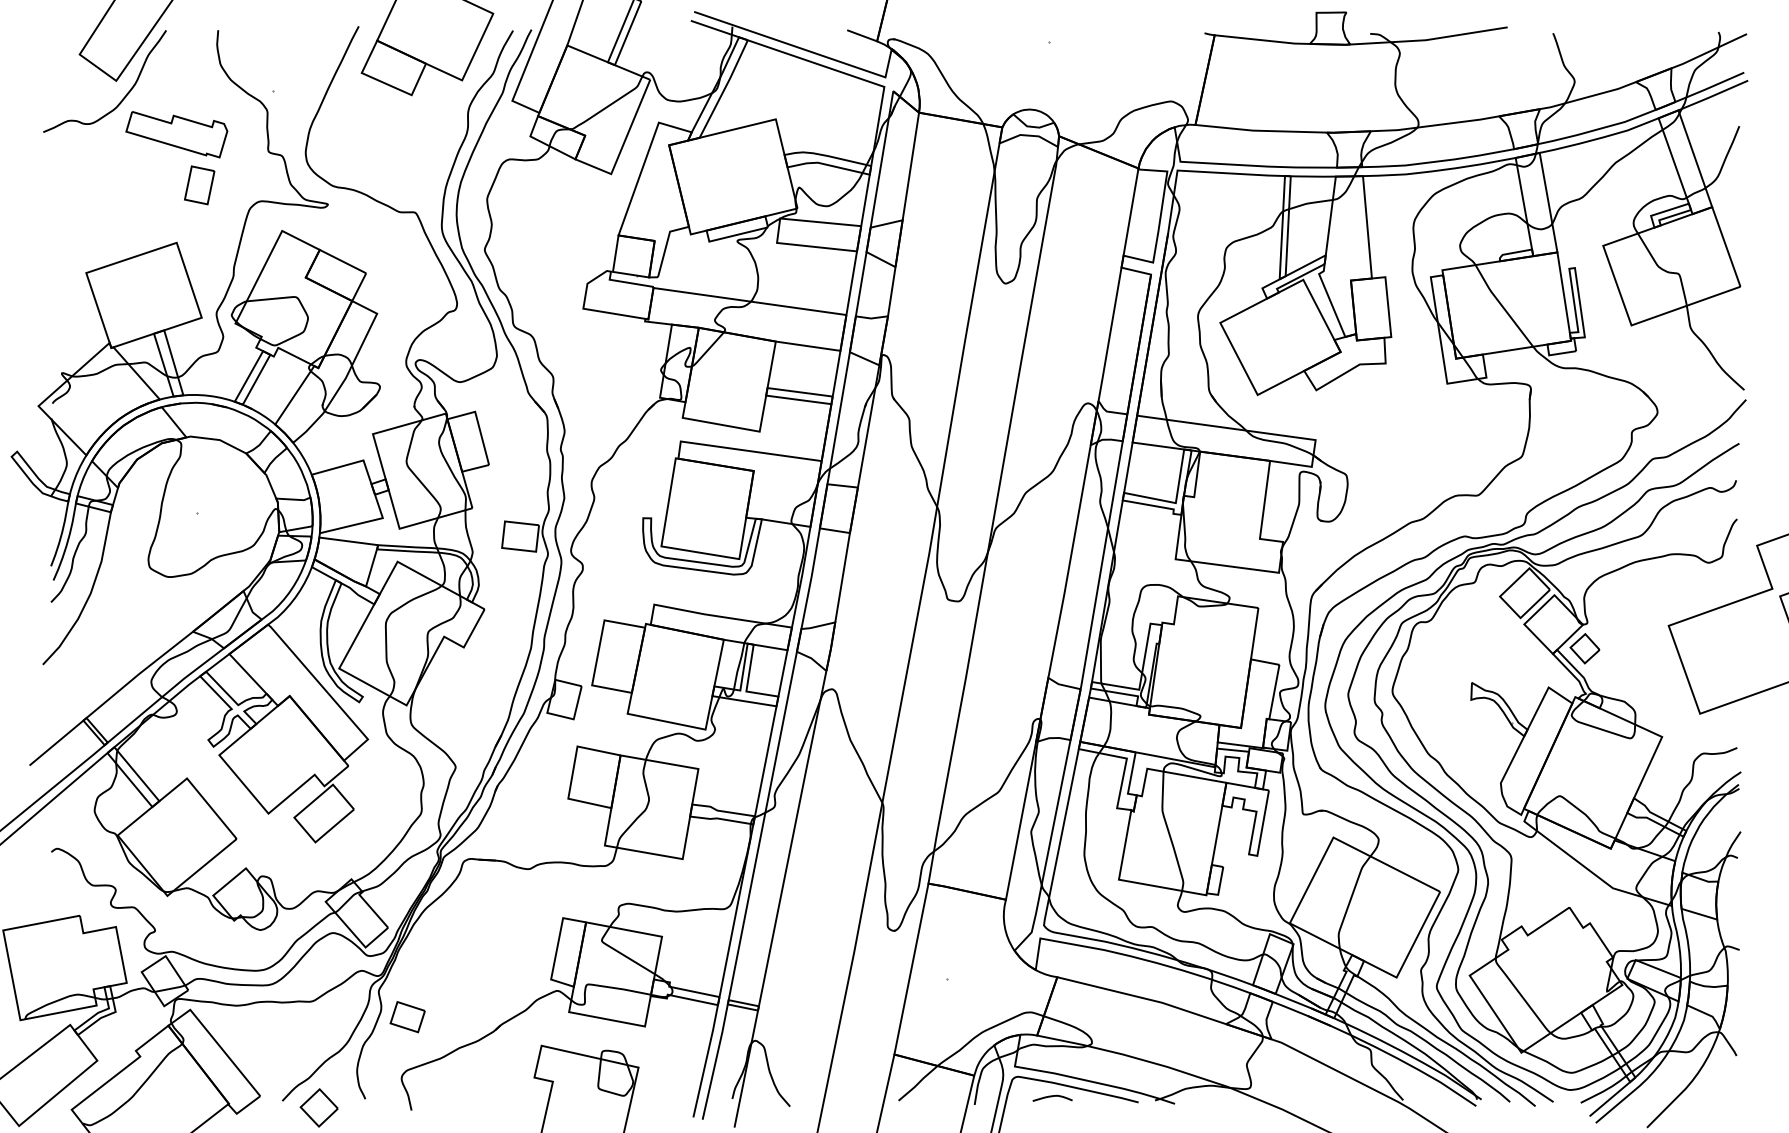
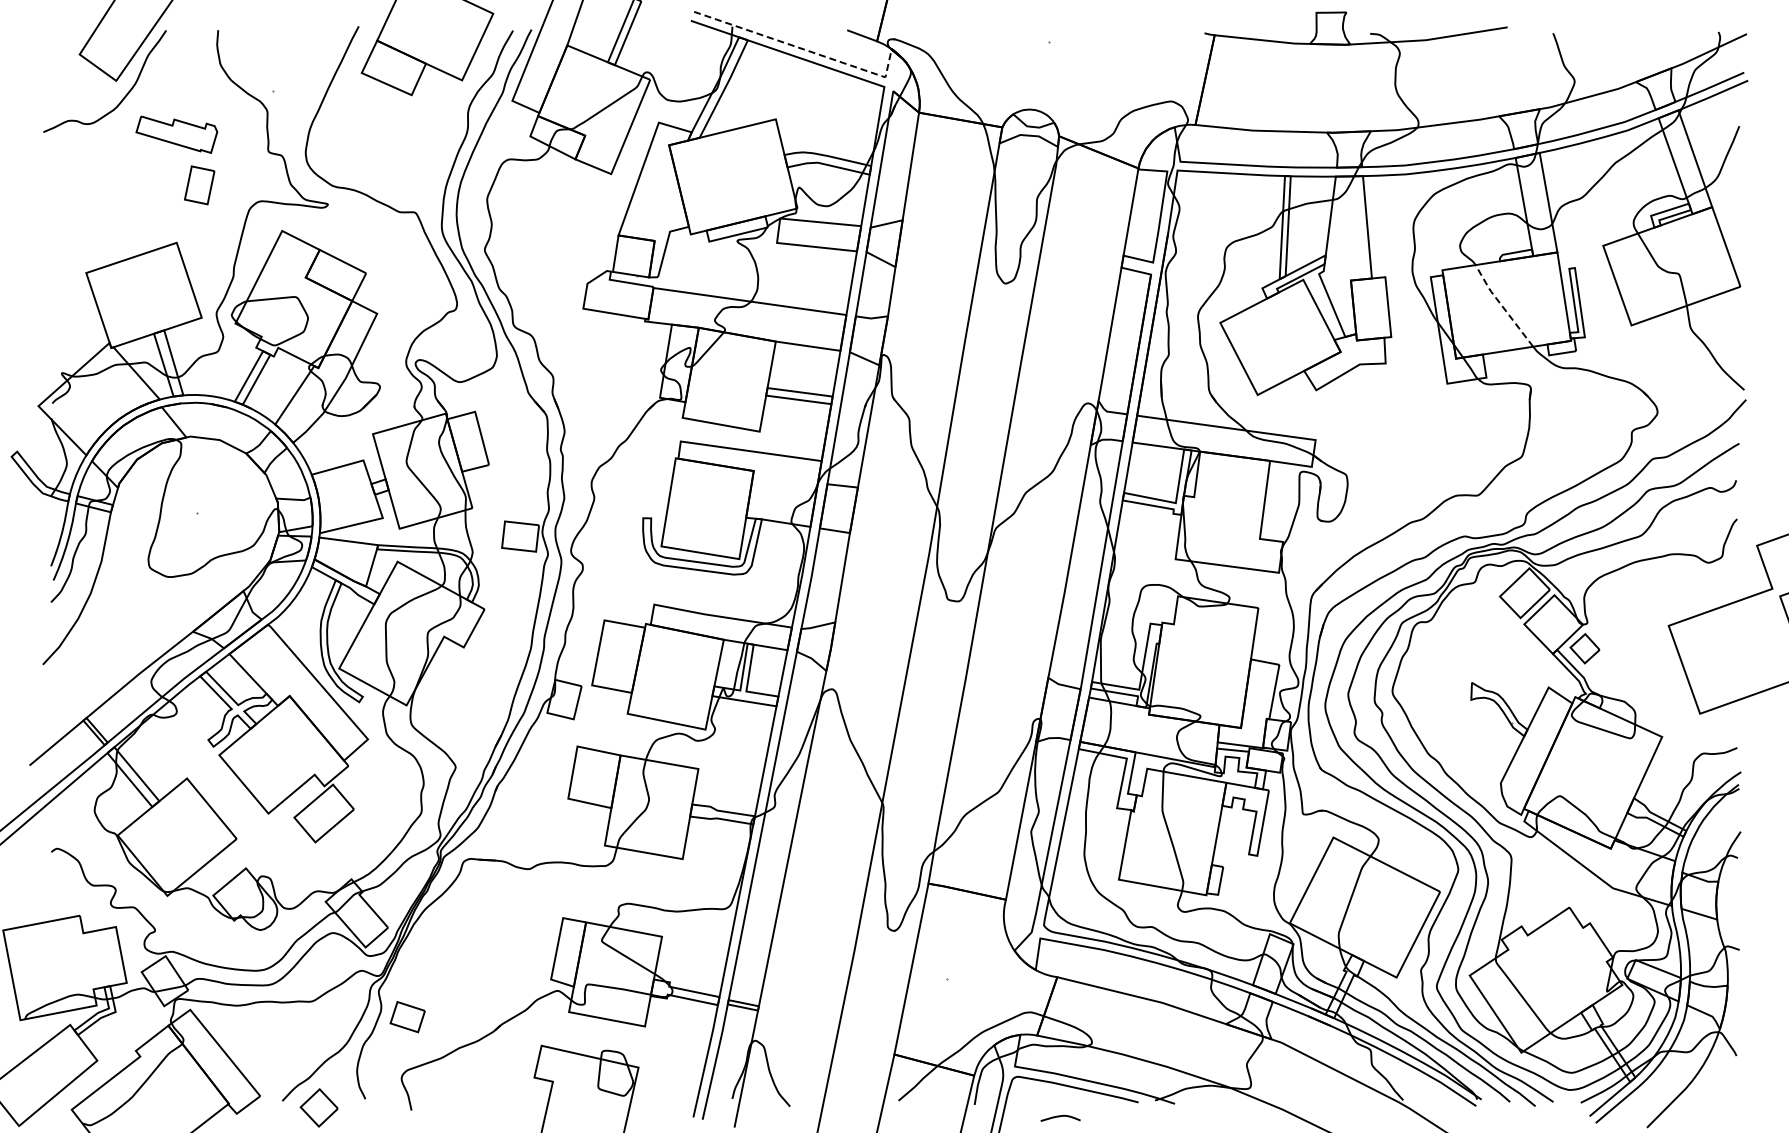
line: solid -> dashed (806, 50)
part size: 104x48 px -> 84x39 px (176, 134)
line: solid -> dashed (1502, 305)
curve position: (1052, 1097) -> (1060, 1117) (1060, 1117)
